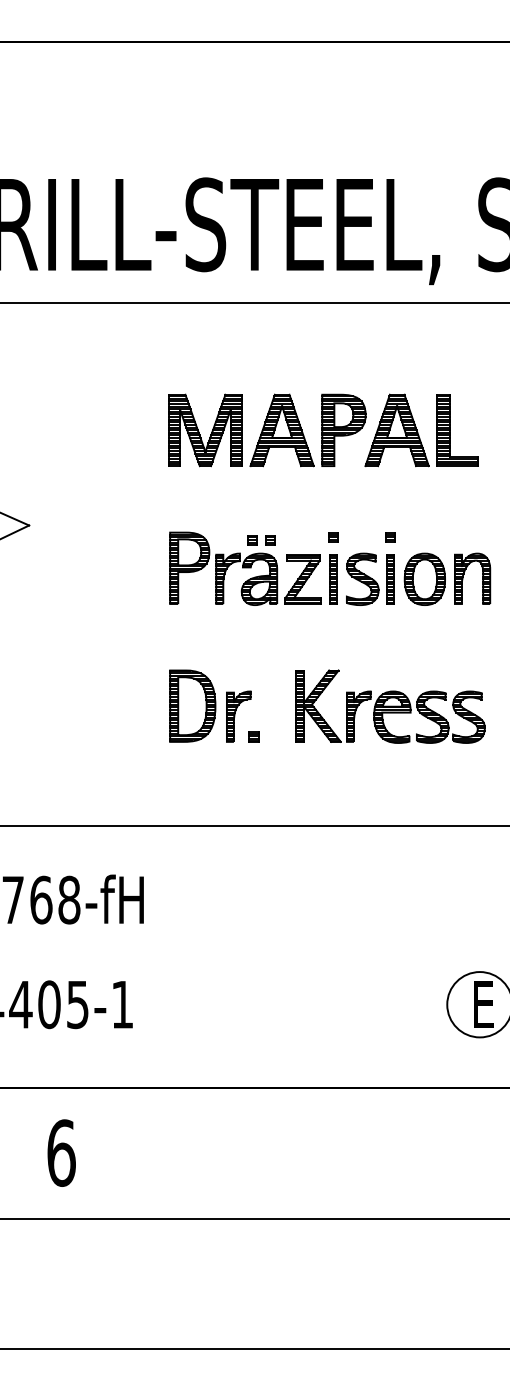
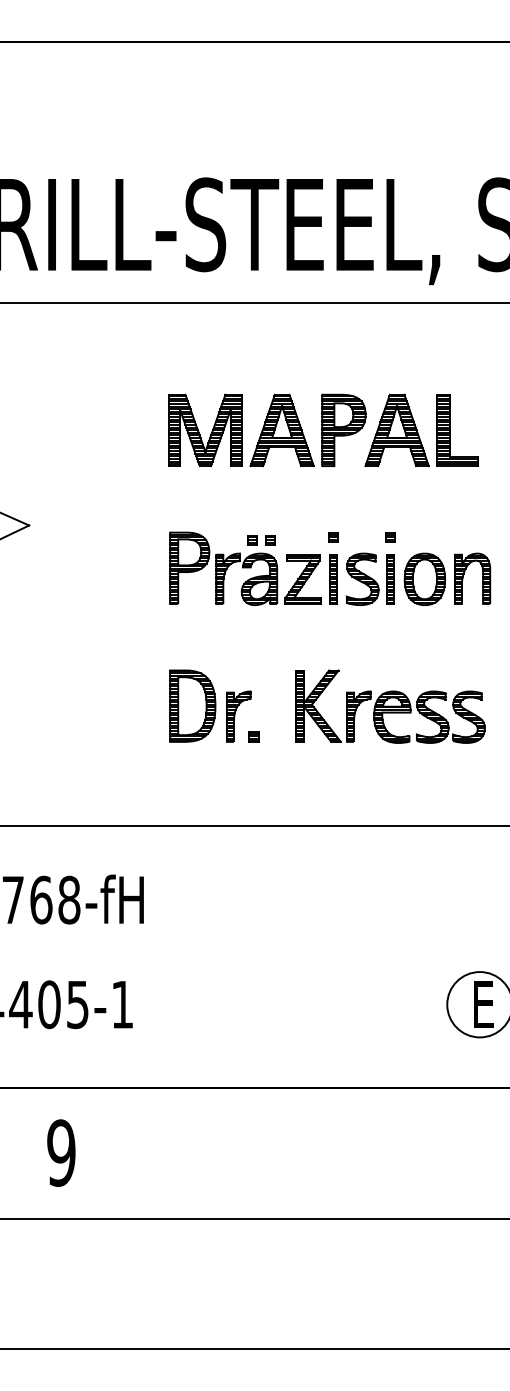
text: 6 -> 9 (61, 1152)
